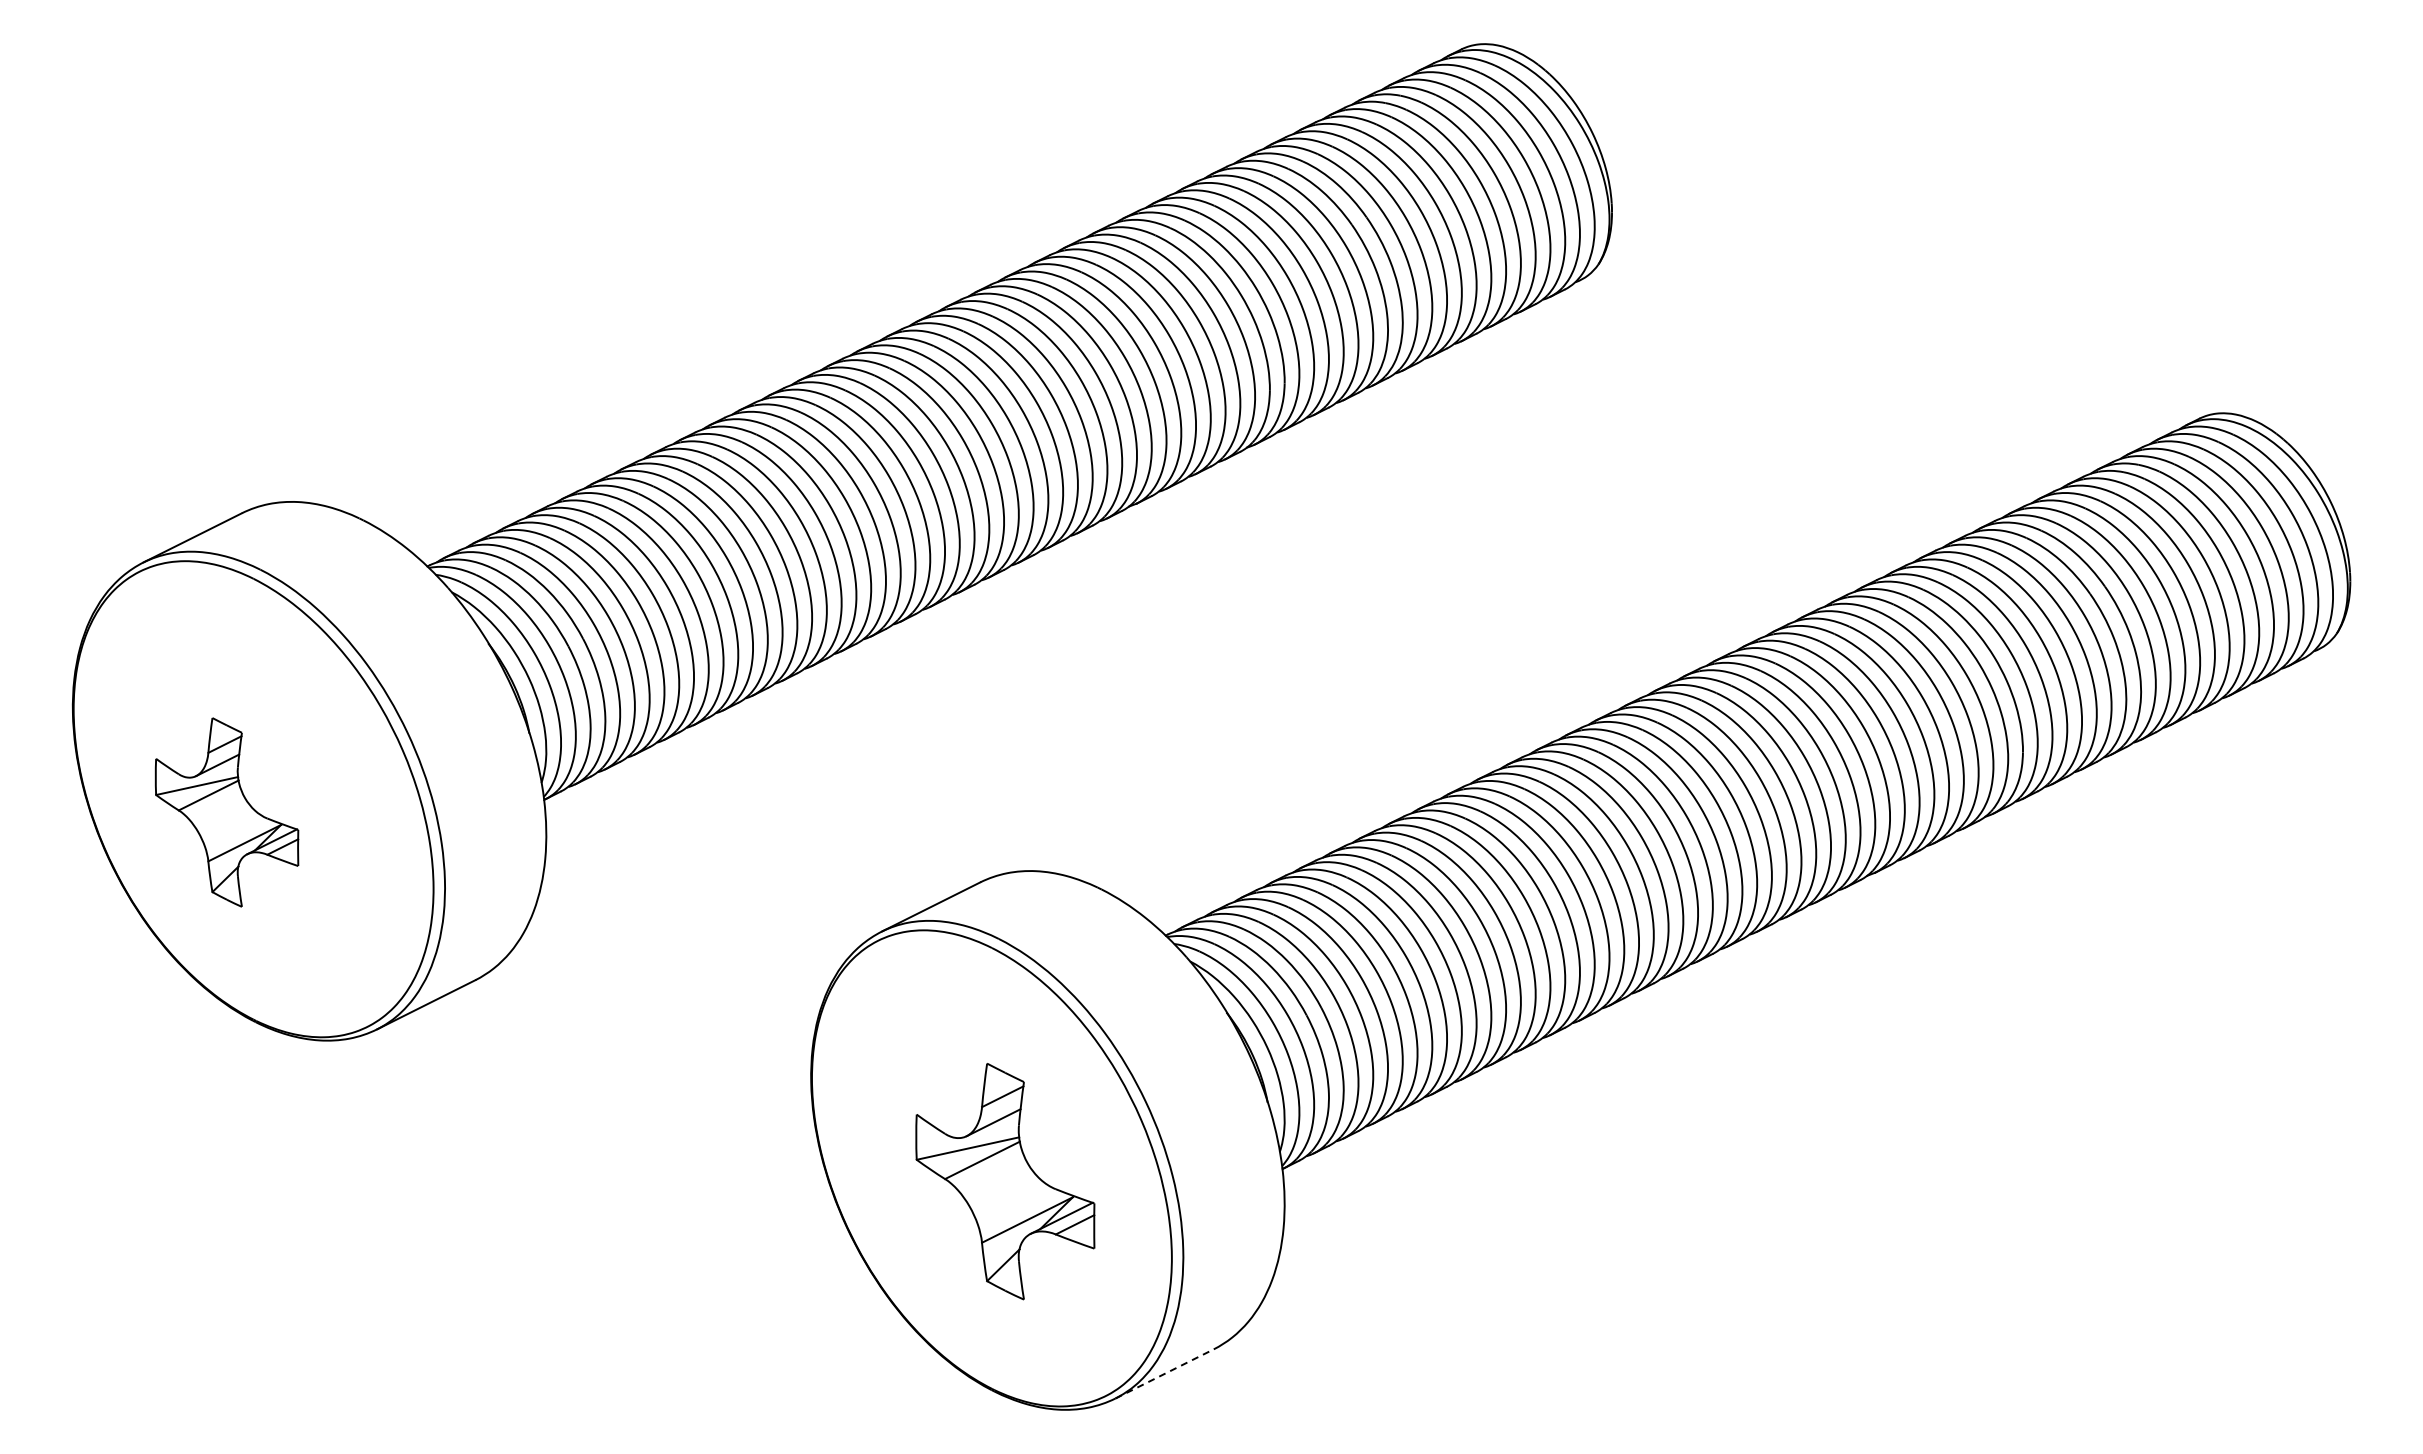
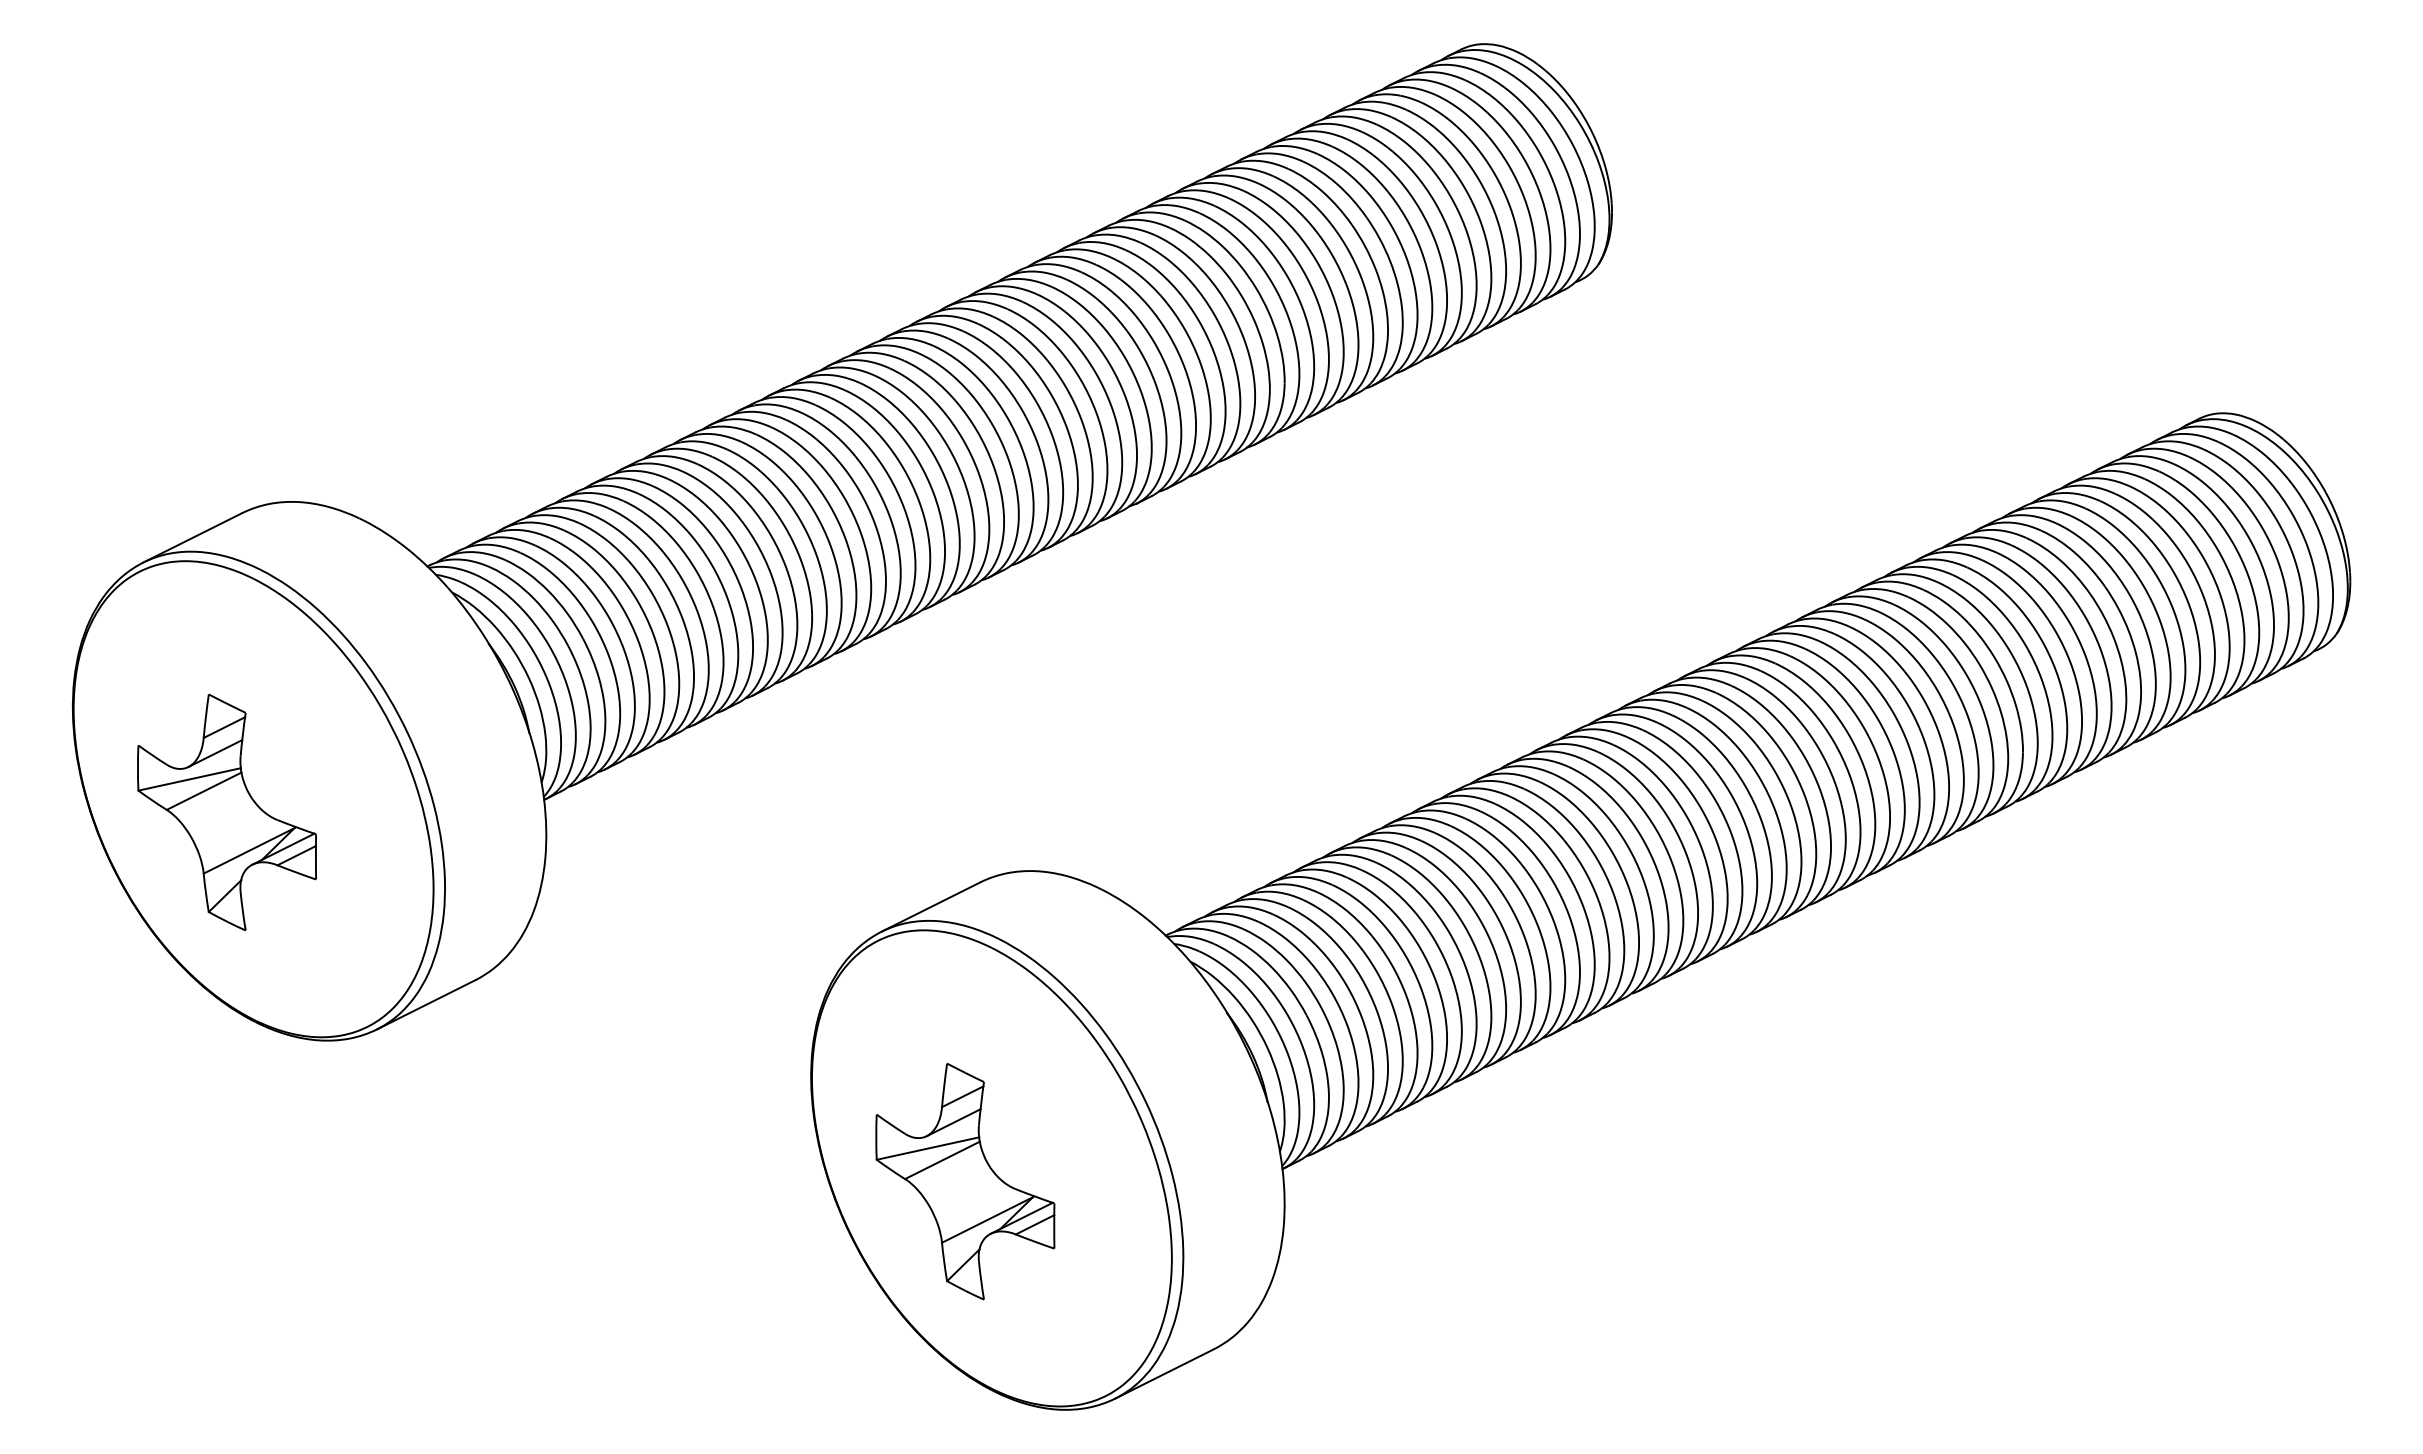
part size: 146x191 px -> 180x239 px (226, 812)
part position: (1005, 1181) -> (965, 1181) (965, 1181)
line: dashed -> solid (1164, 1373)
